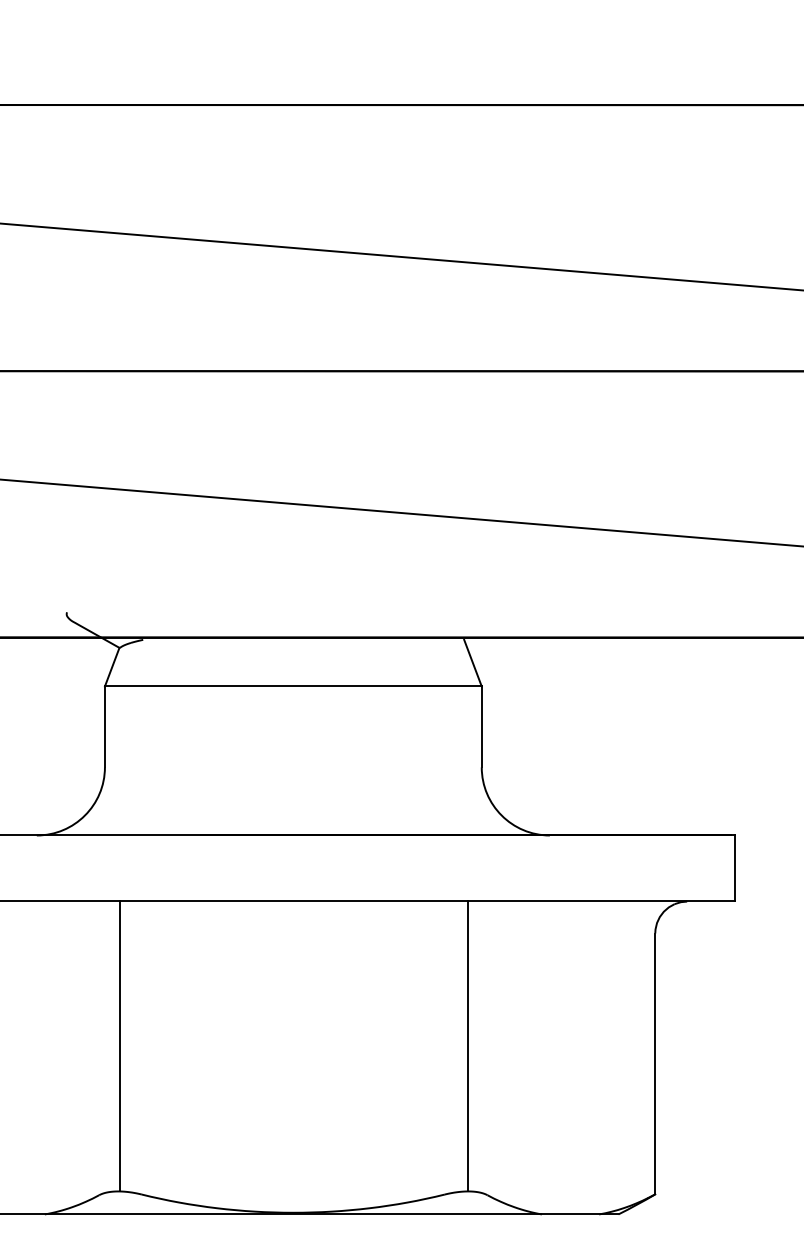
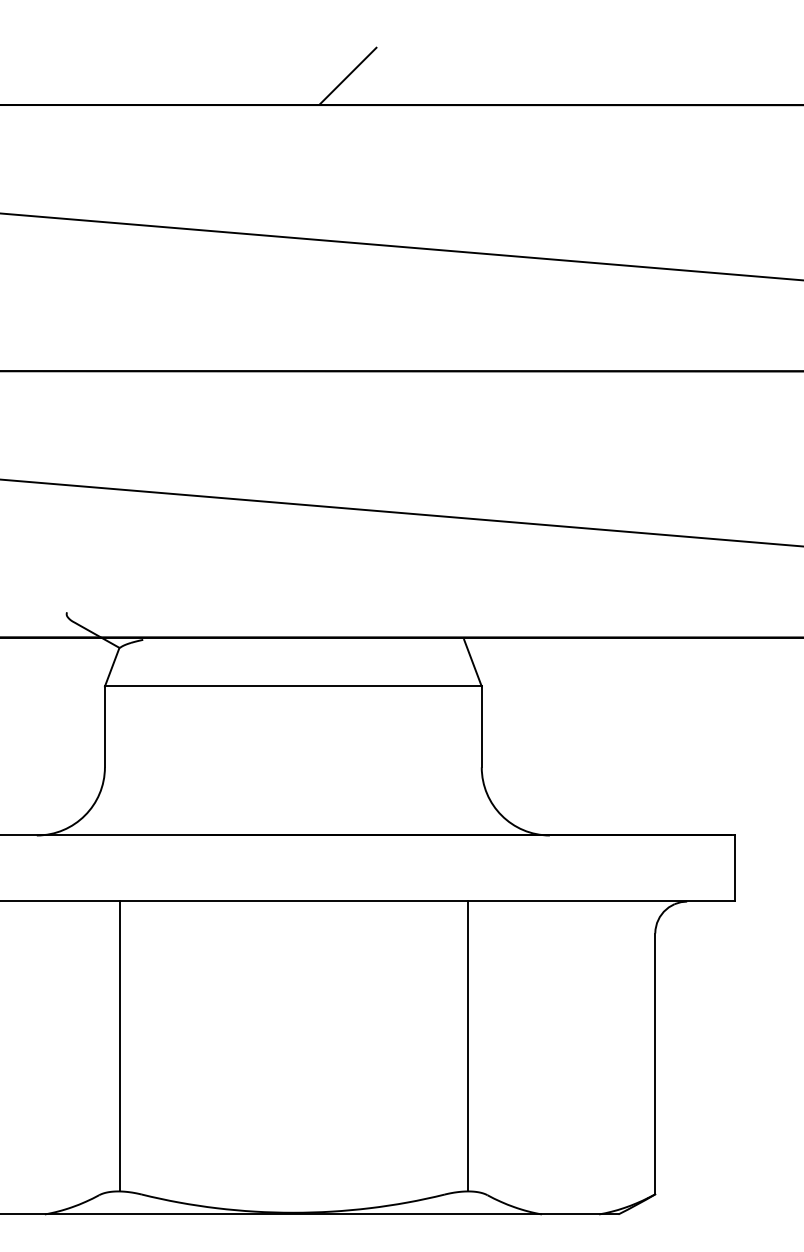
hatch: none -> present (348, 76)
line position: (401, 256) -> (401, 246) (401, 246)
